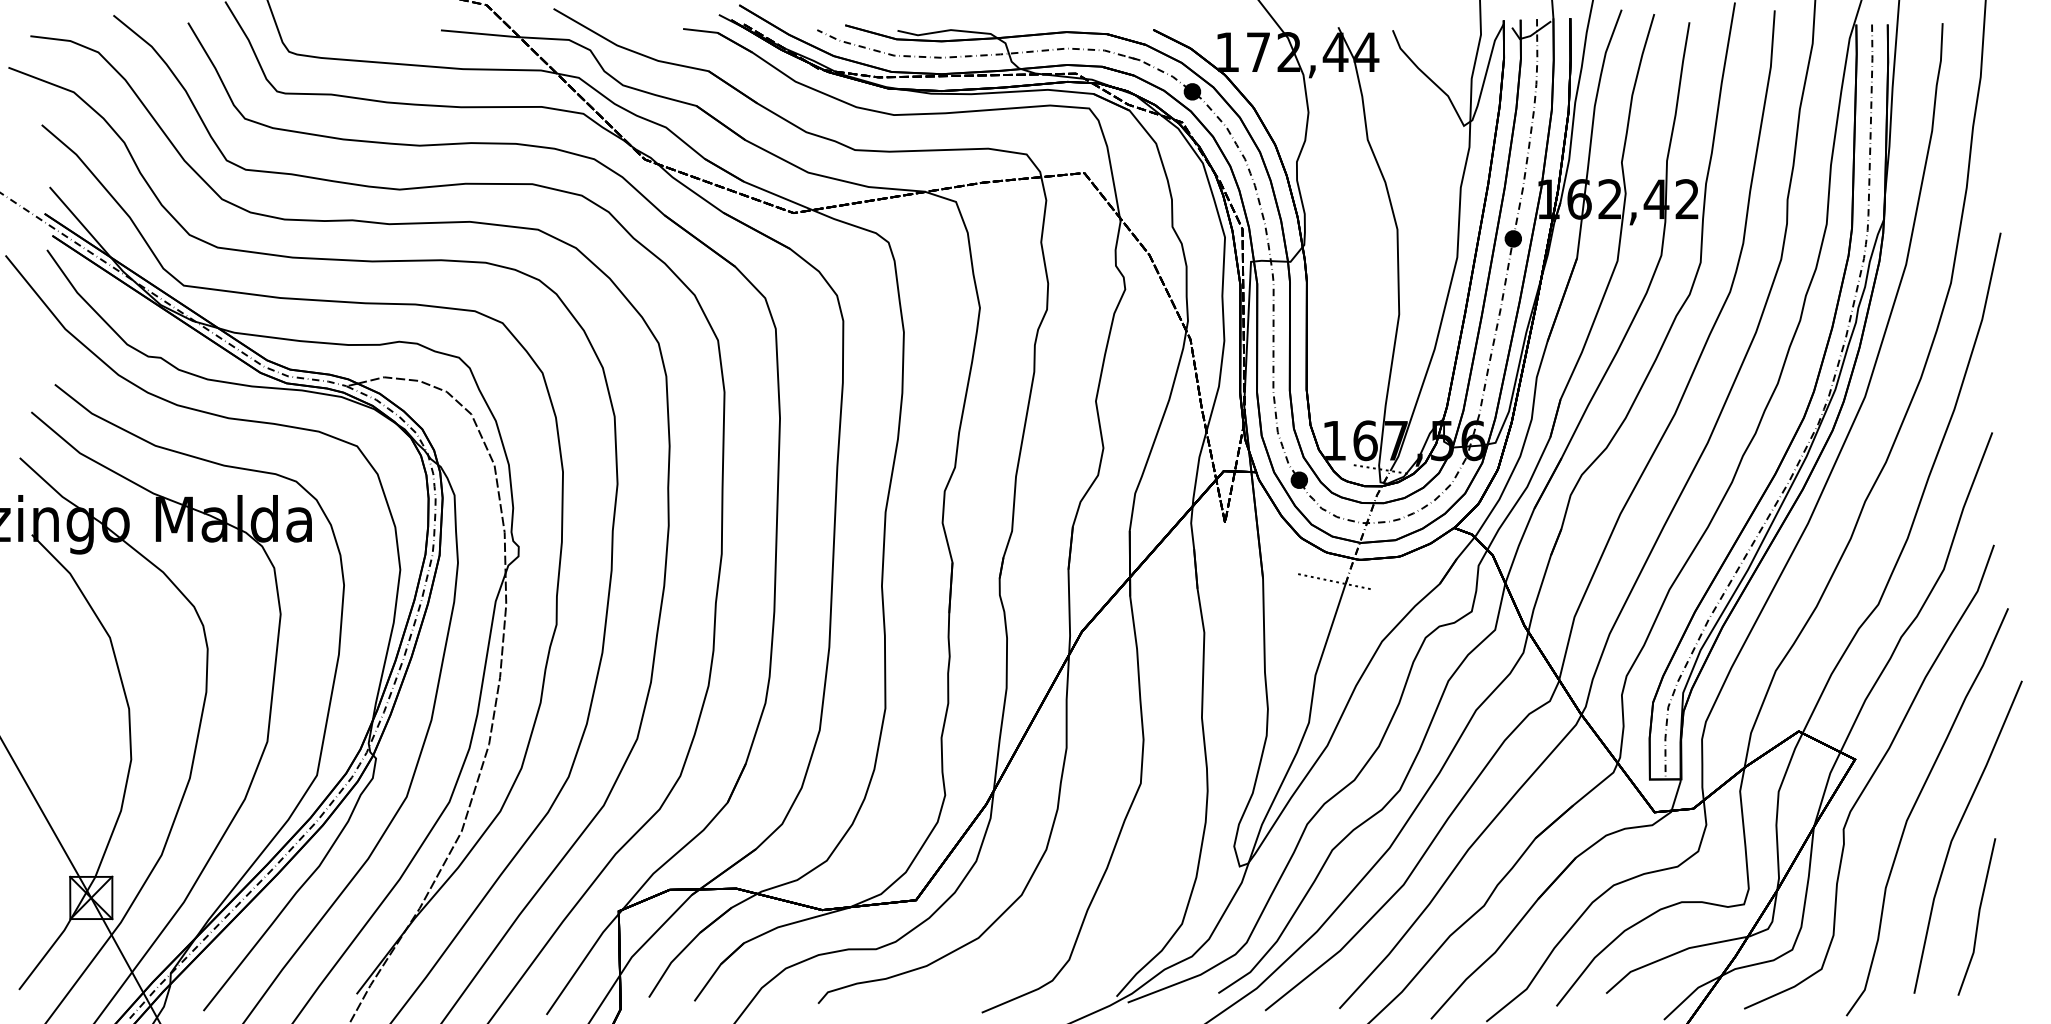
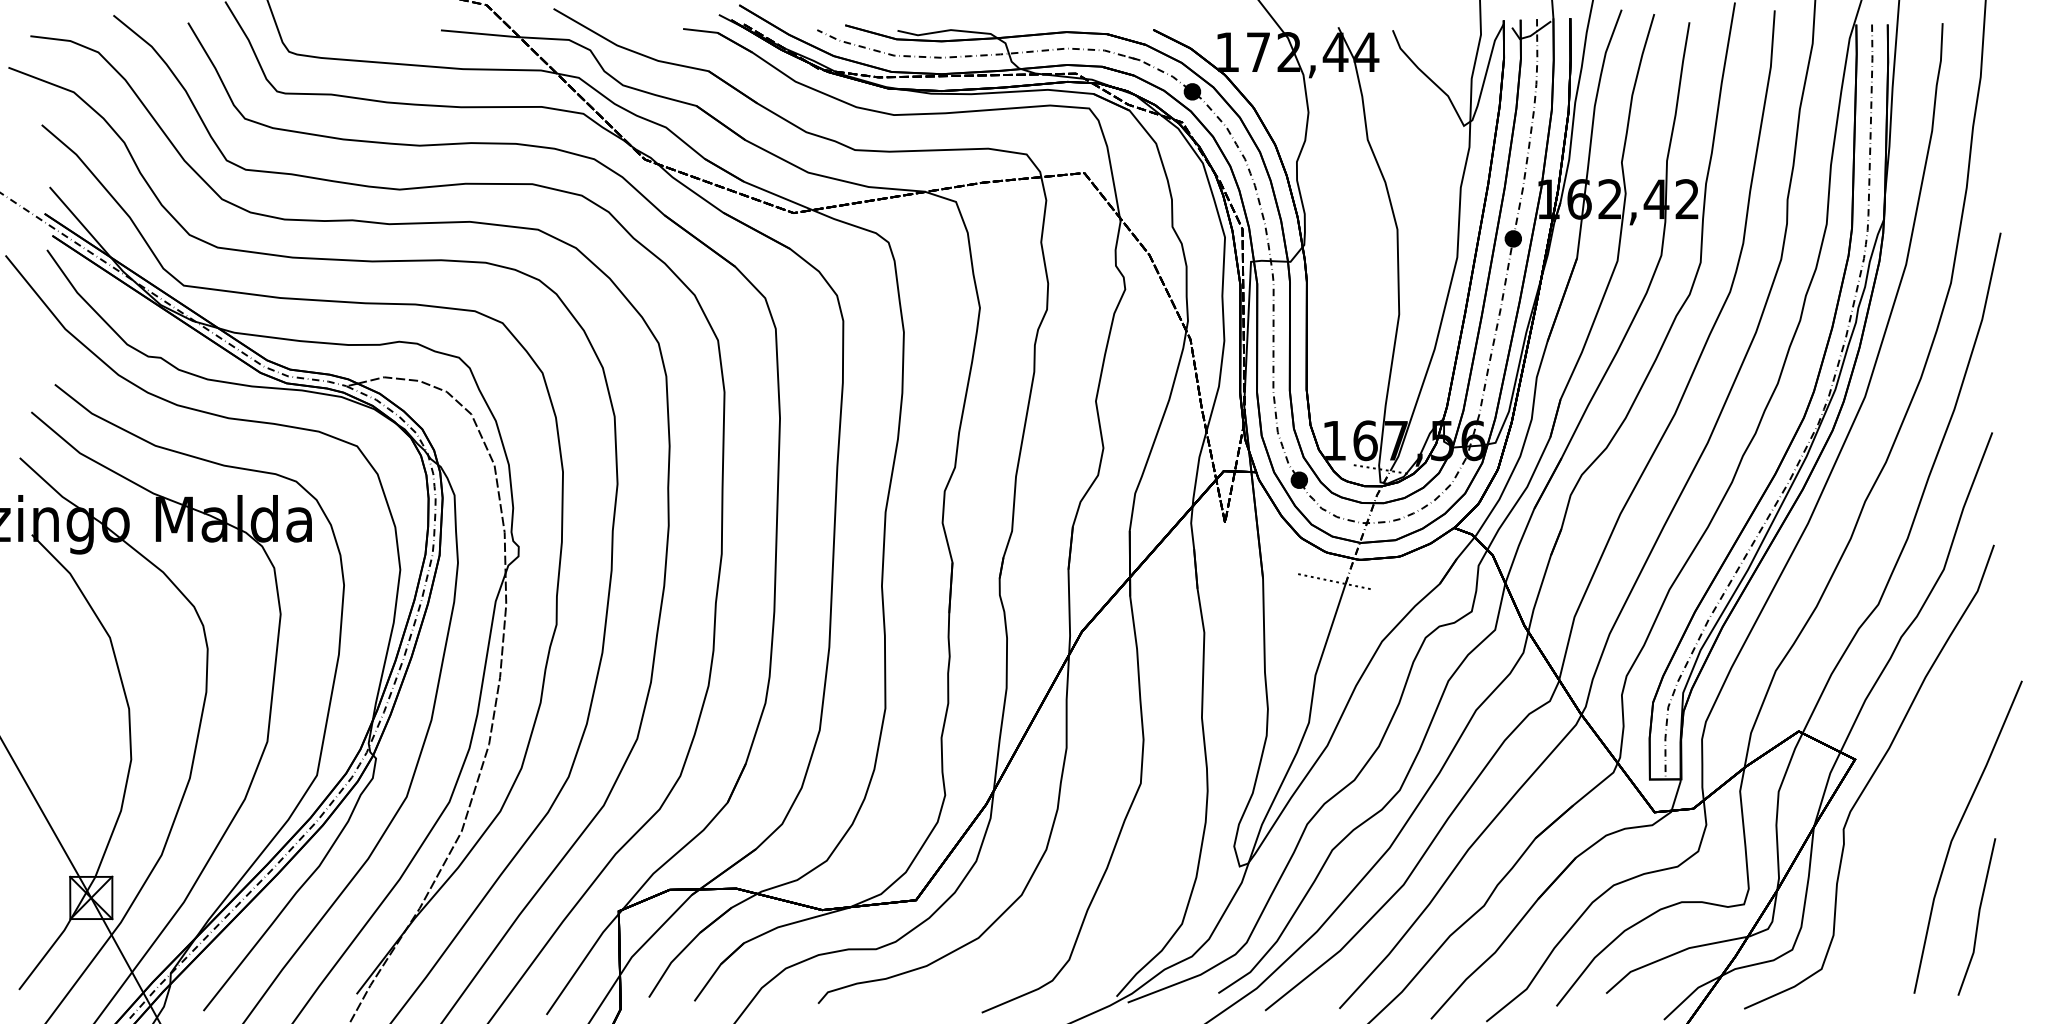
curve: present -> none (1914, 807)
